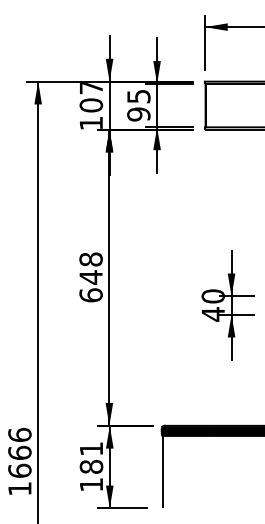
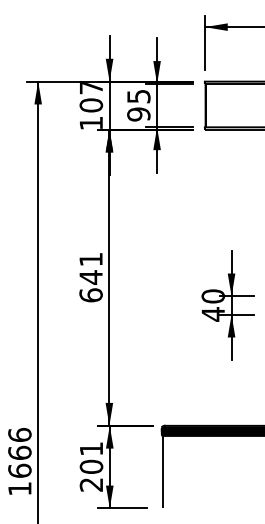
text: 648 -> 641 (90, 259)
text: 181 -> 201 (90, 475)
